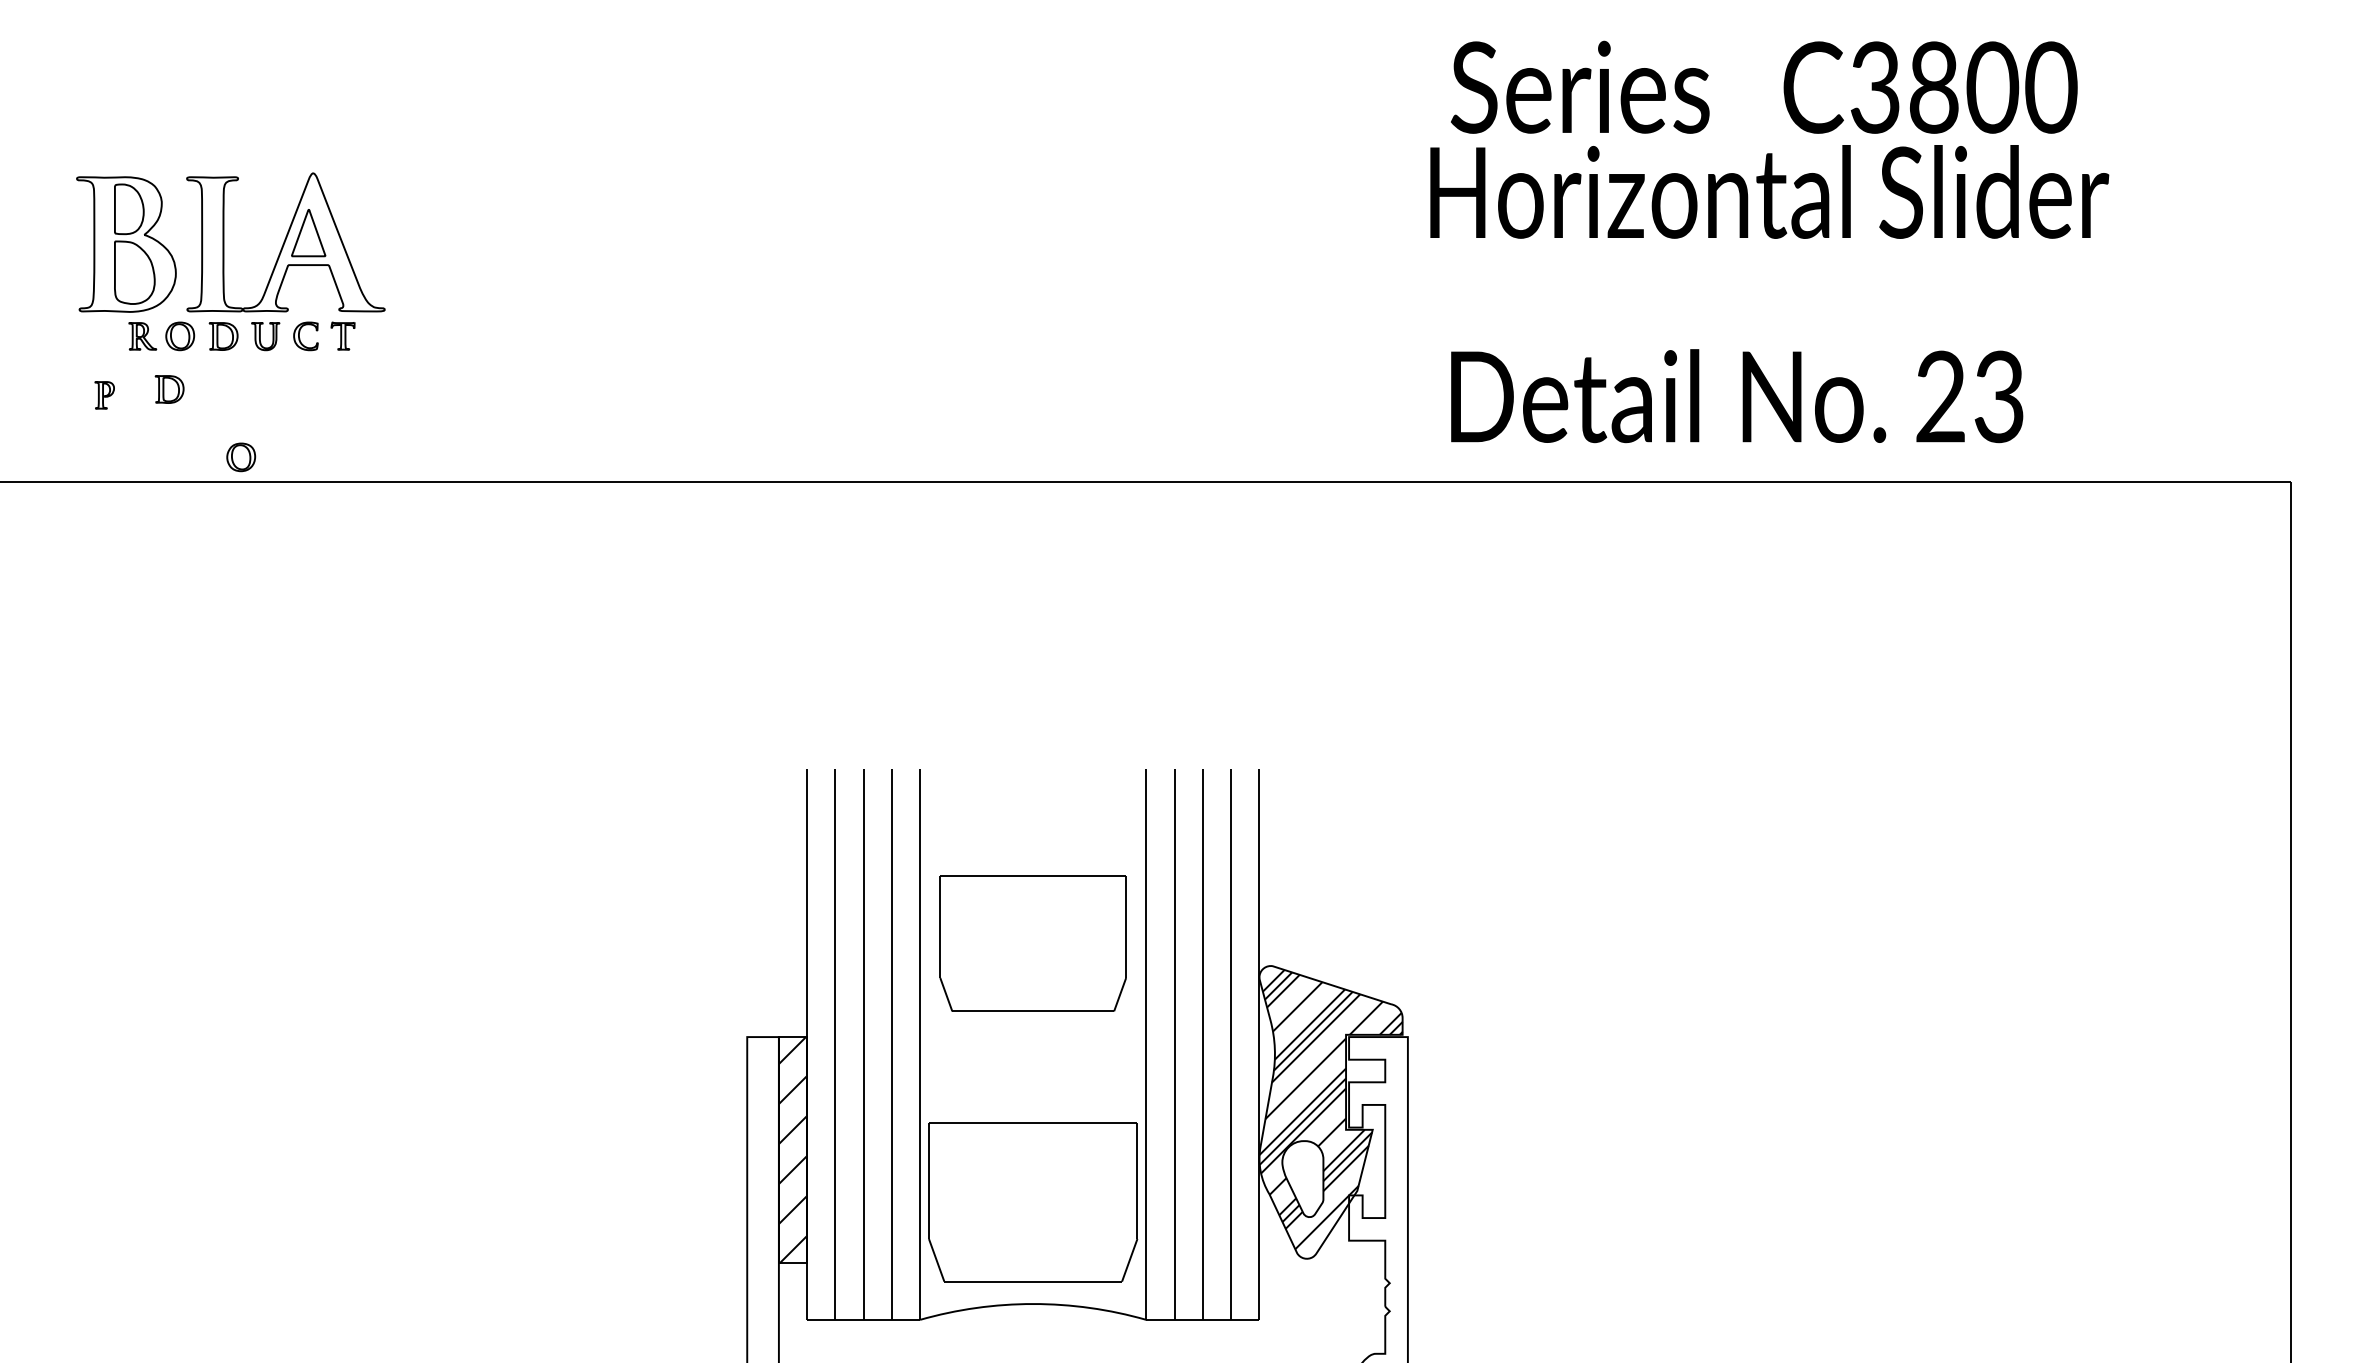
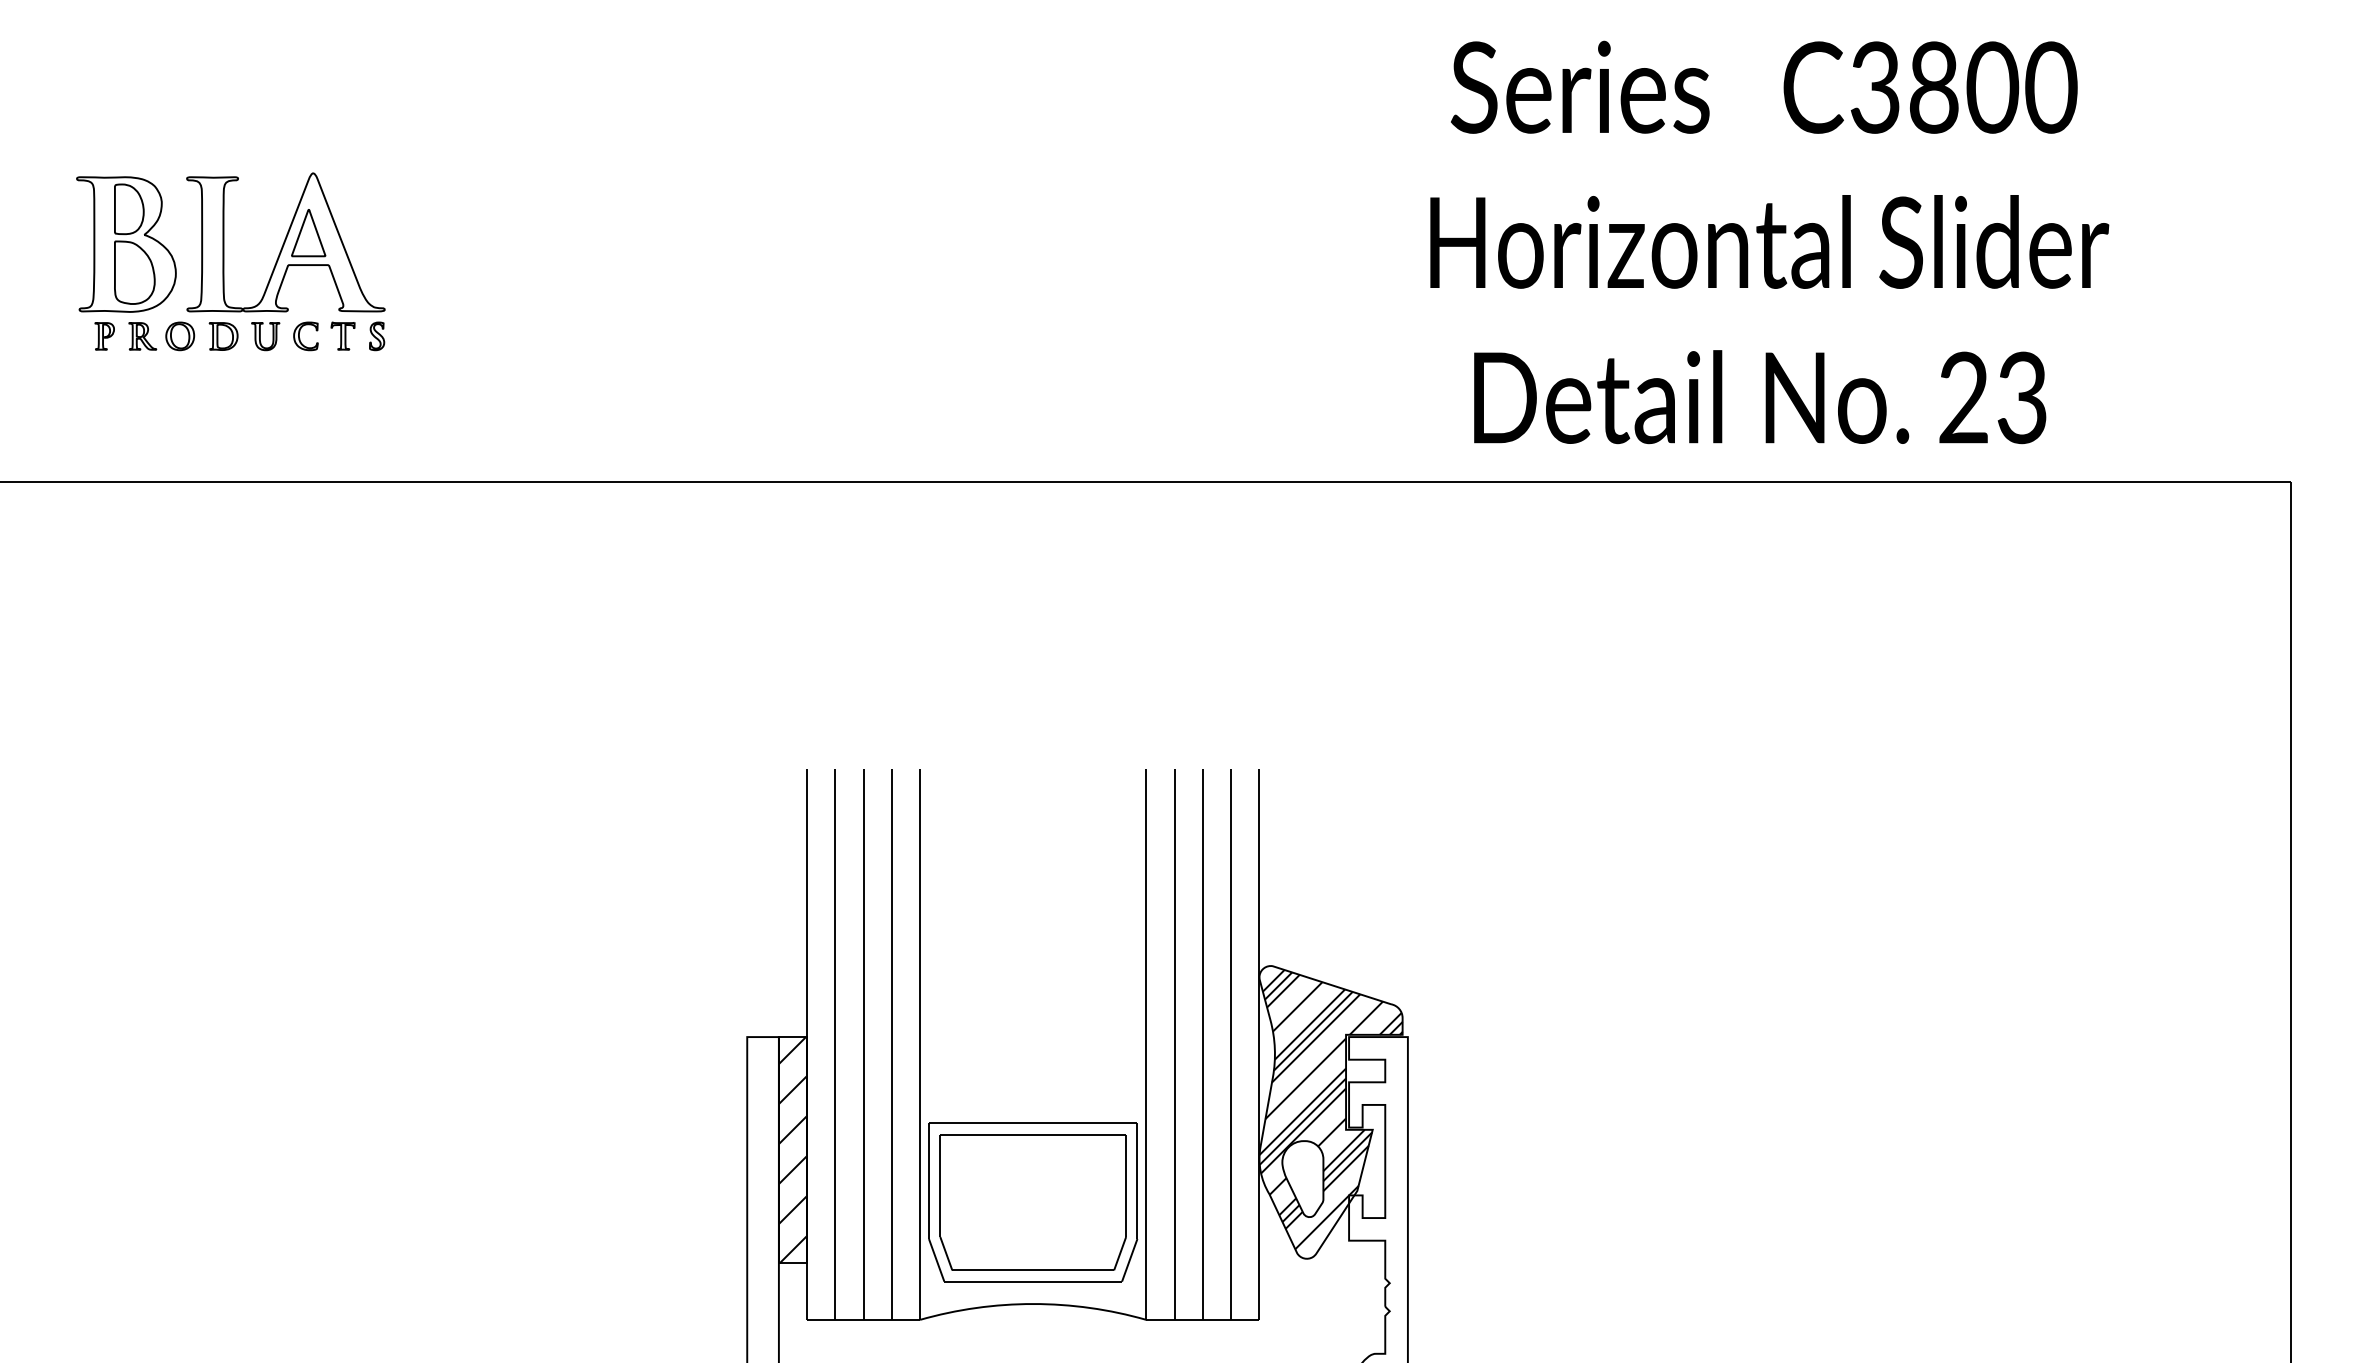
text position: (1769, 191) -> (1769, 241) (1769, 241)
part: none -> present (377, 336)
part: present -> none (169, 389)
part position: (104, 395) -> (104, 336) (104, 336)
text position: (1737, 396) -> (1760, 397) (1760, 397)
part: present -> none (241, 457)
part position: (1032, 943) -> (1032, 1202) (1032, 1202)
